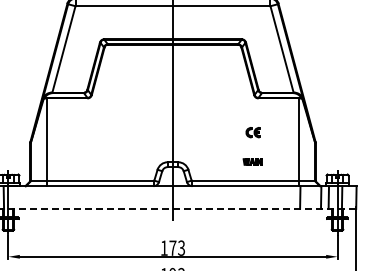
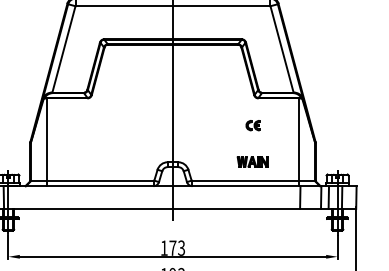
part position: (252, 132) -> (252, 125) (252, 125)
part size: 21x8 px -> 33x12 px (252, 161)
line: dashed -> solid (178, 208)
